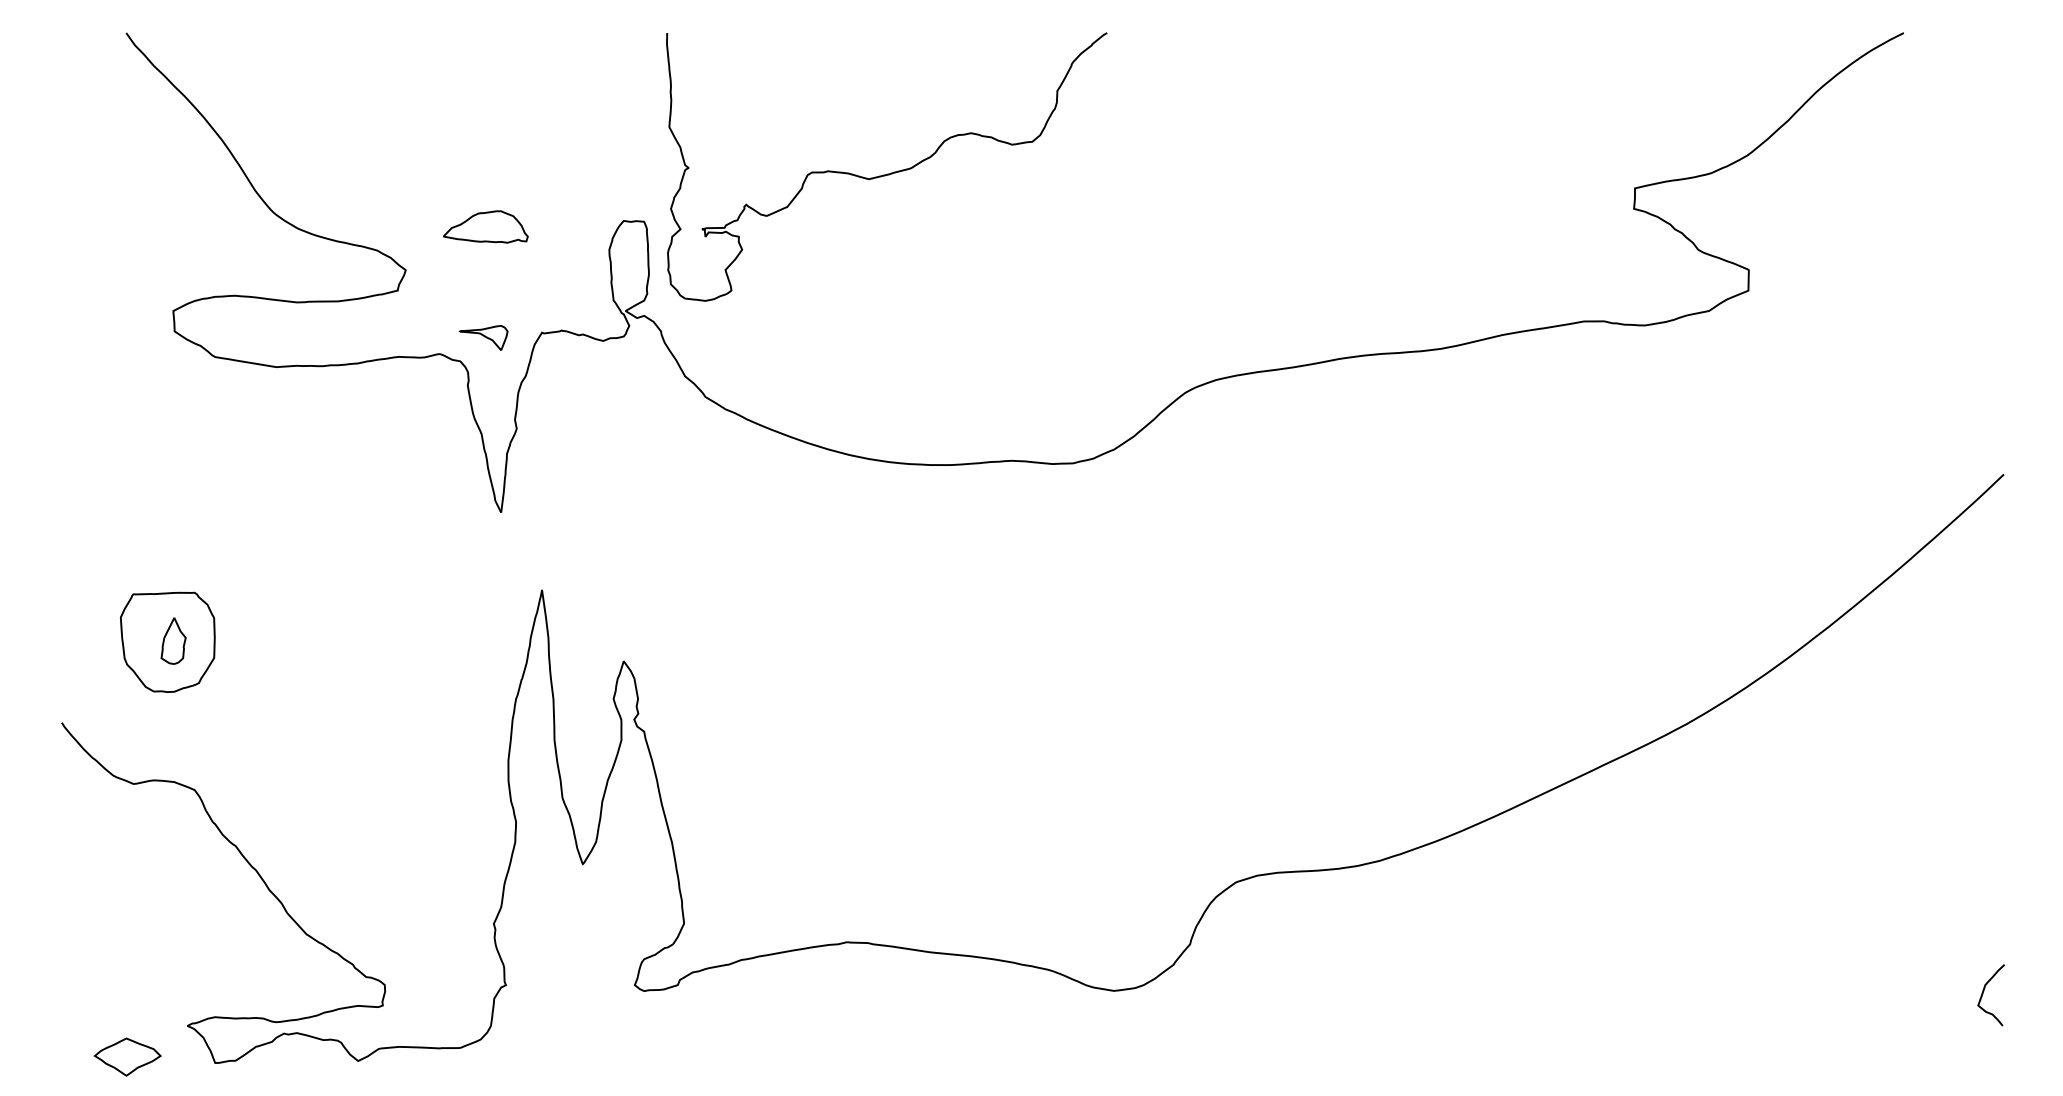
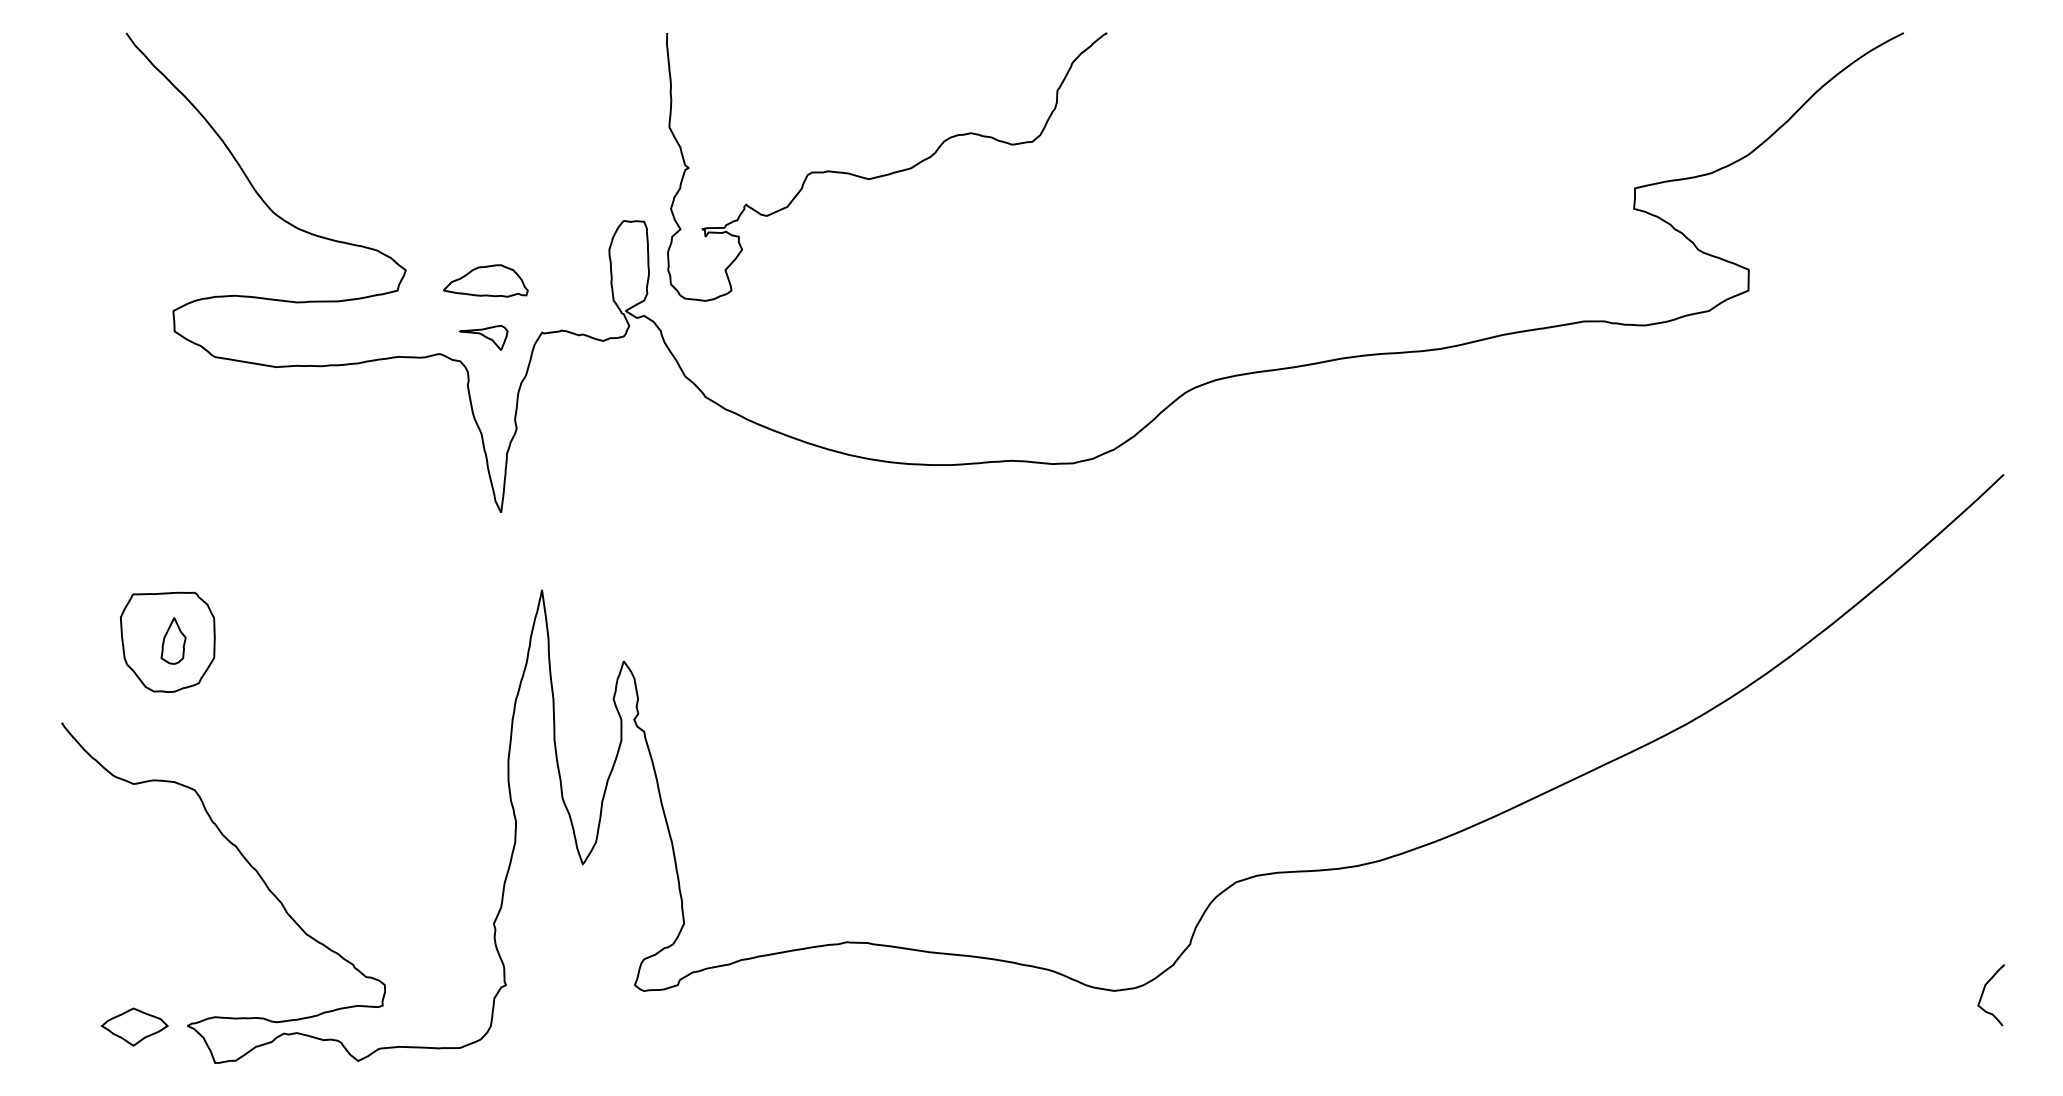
part position: (485, 226) -> (485, 280) (485, 280)
part position: (127, 1056) -> (134, 1026) (134, 1026)
